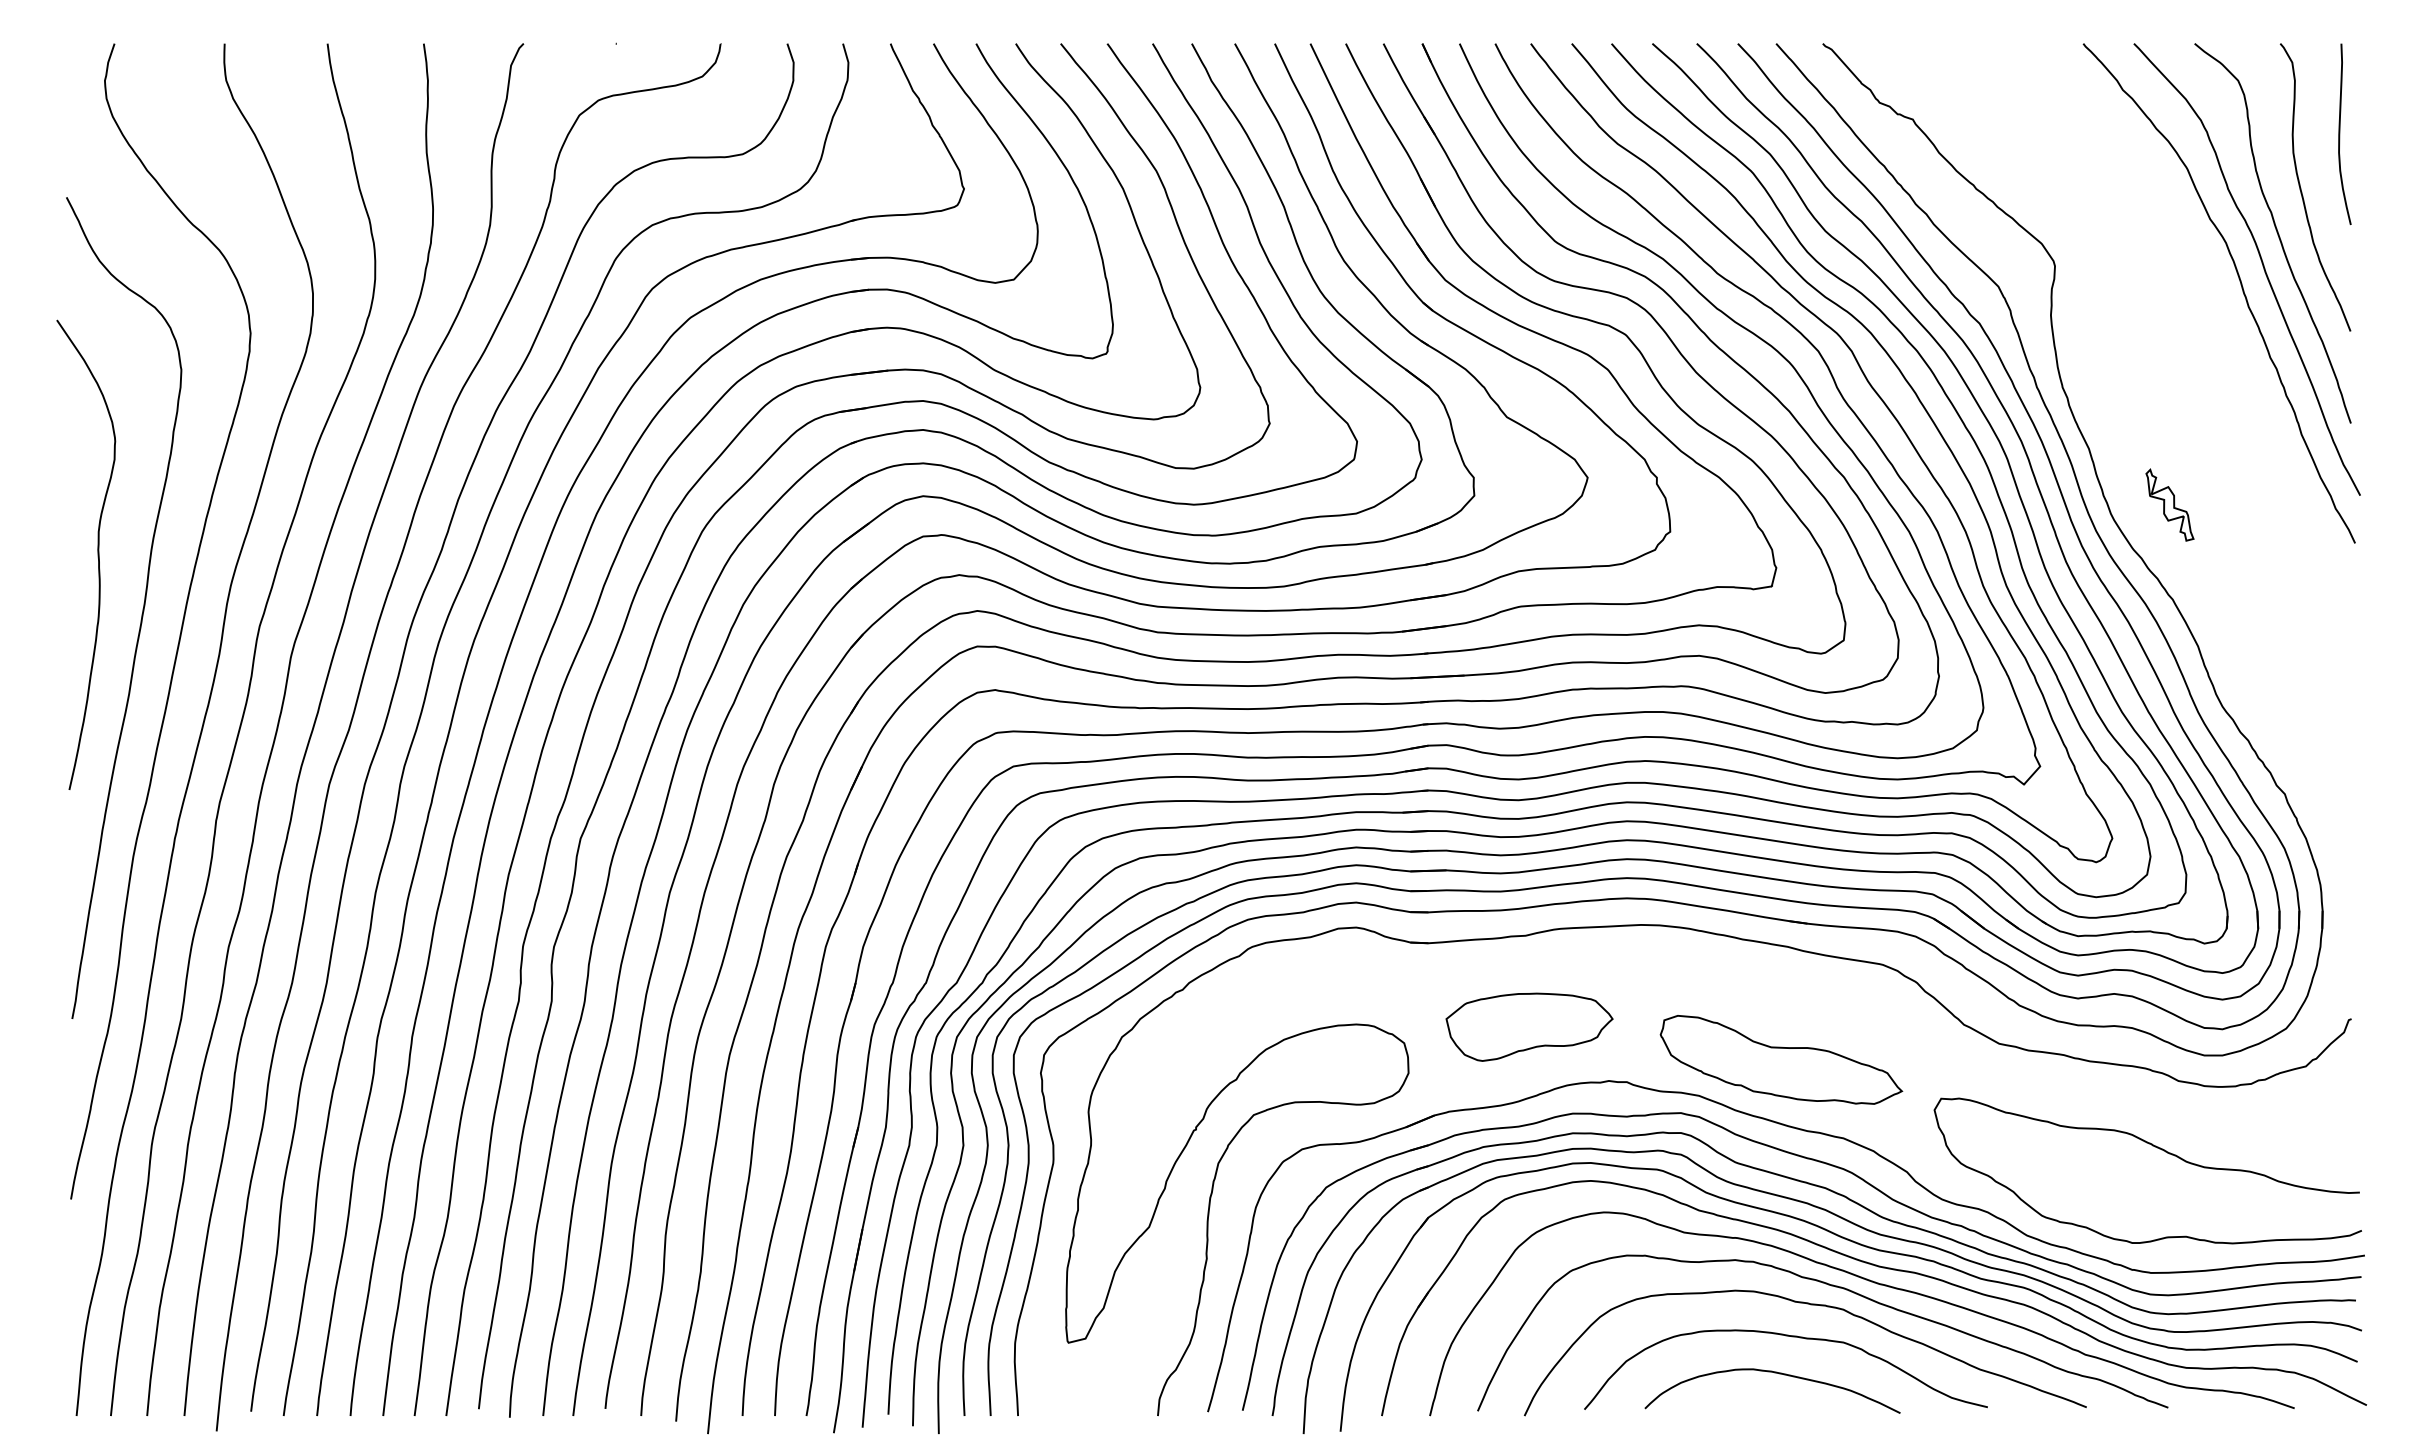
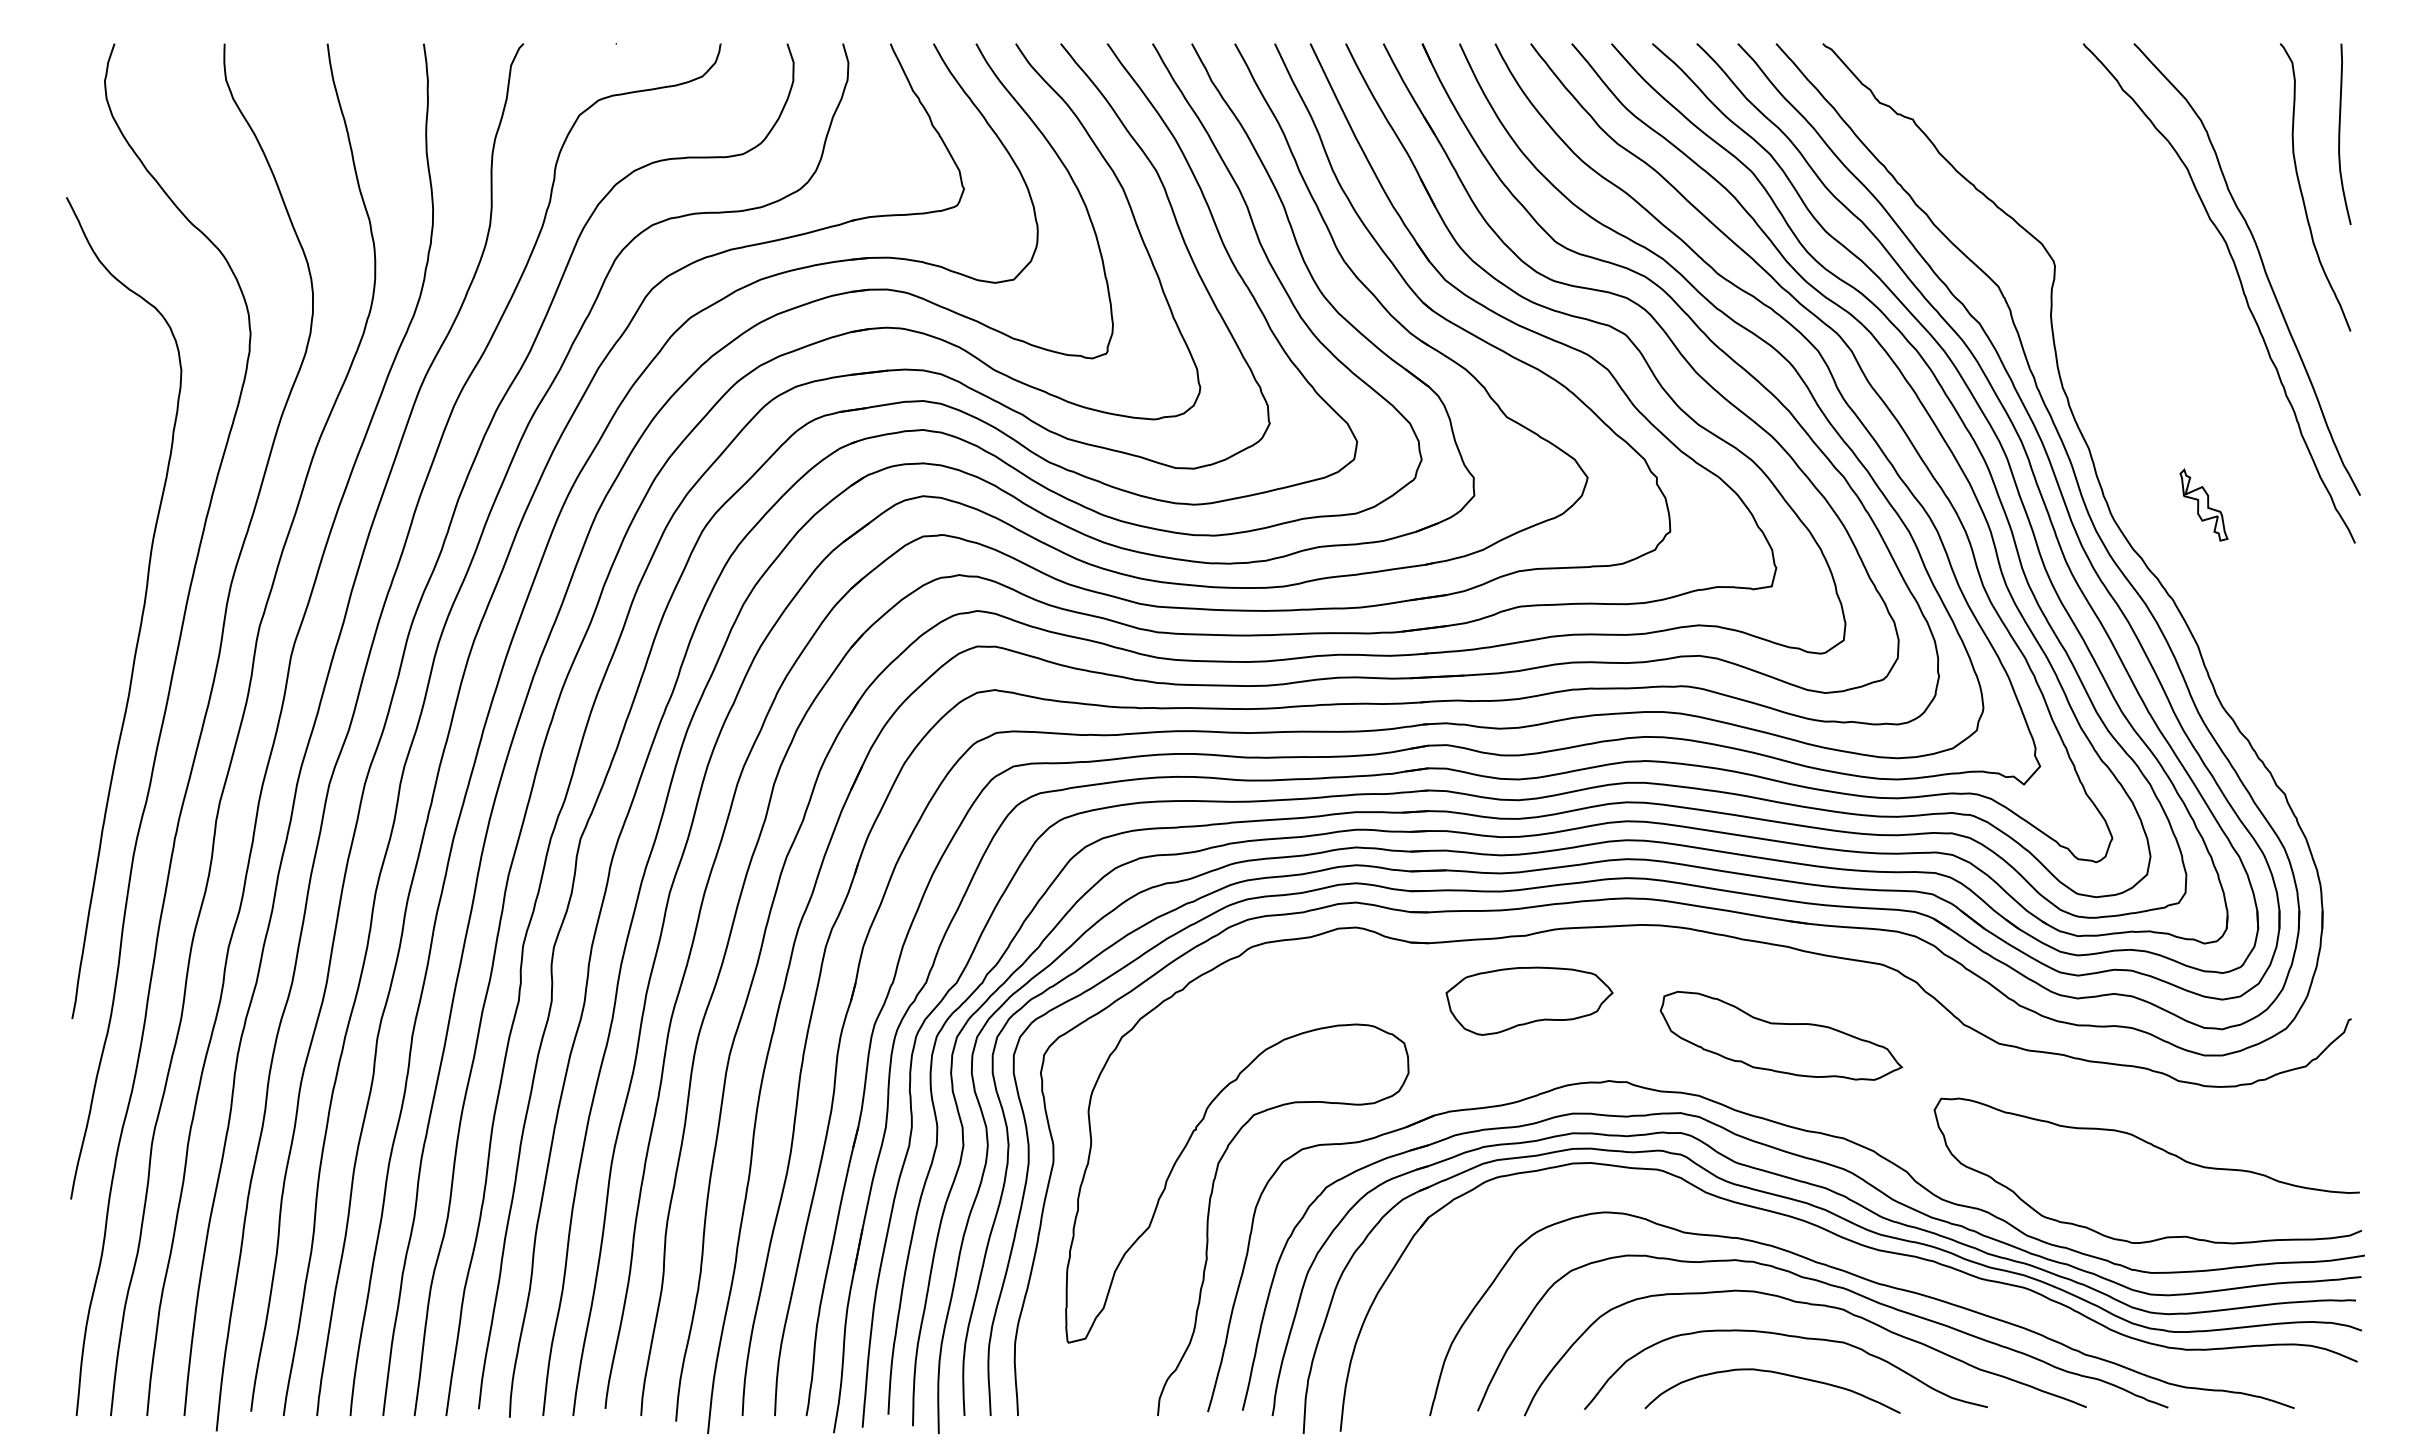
curve: present -> none (2276, 232)
part position: (2169, 504) -> (2203, 504) (2203, 504)
curve: present -> none (97, 554)
part position: (1529, 1026) -> (1529, 1000) (1529, 1000)
part position: (1781, 1059) -> (1781, 1035) (1781, 1035)
part: present -> none (1882, 1268)
